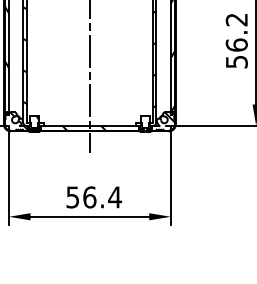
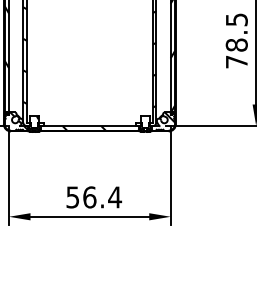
text: 56.2 -> 78.5 (236, 40)
line: present -> none (89, 77)
